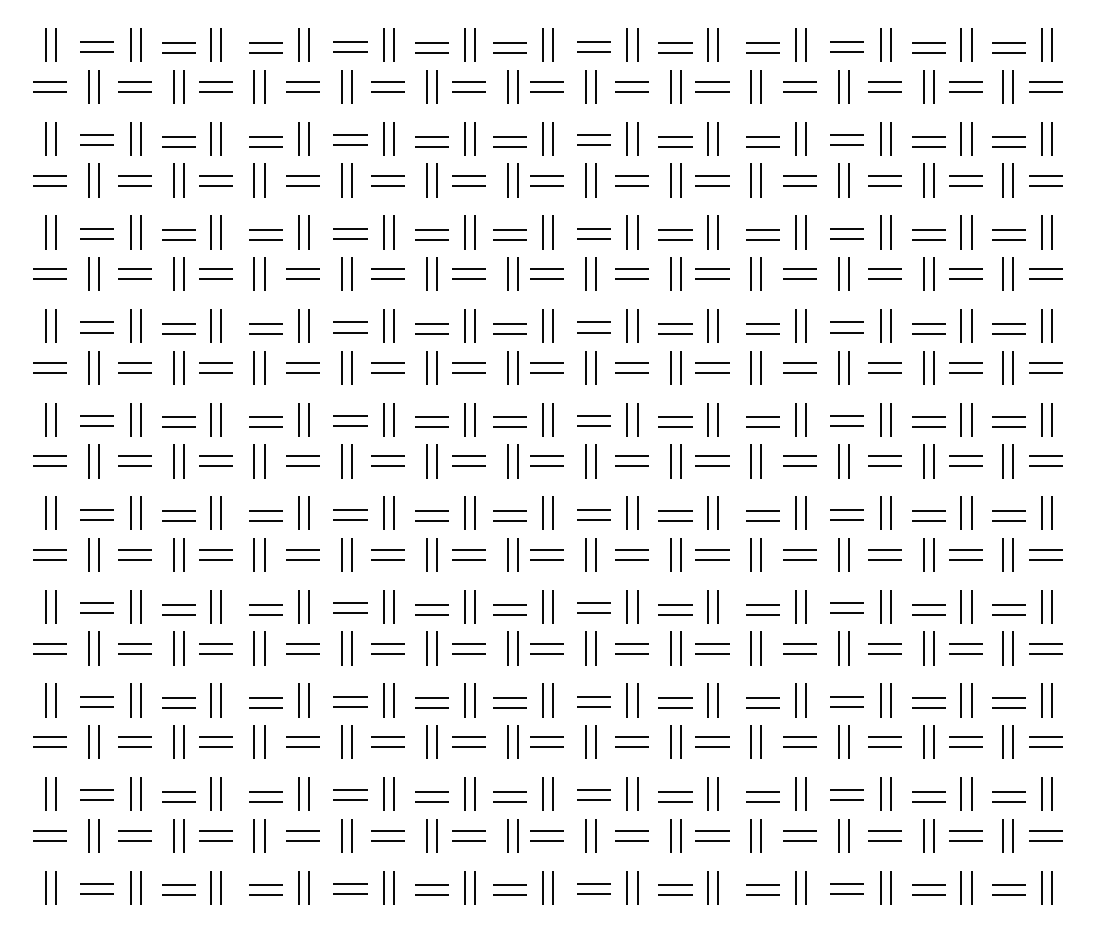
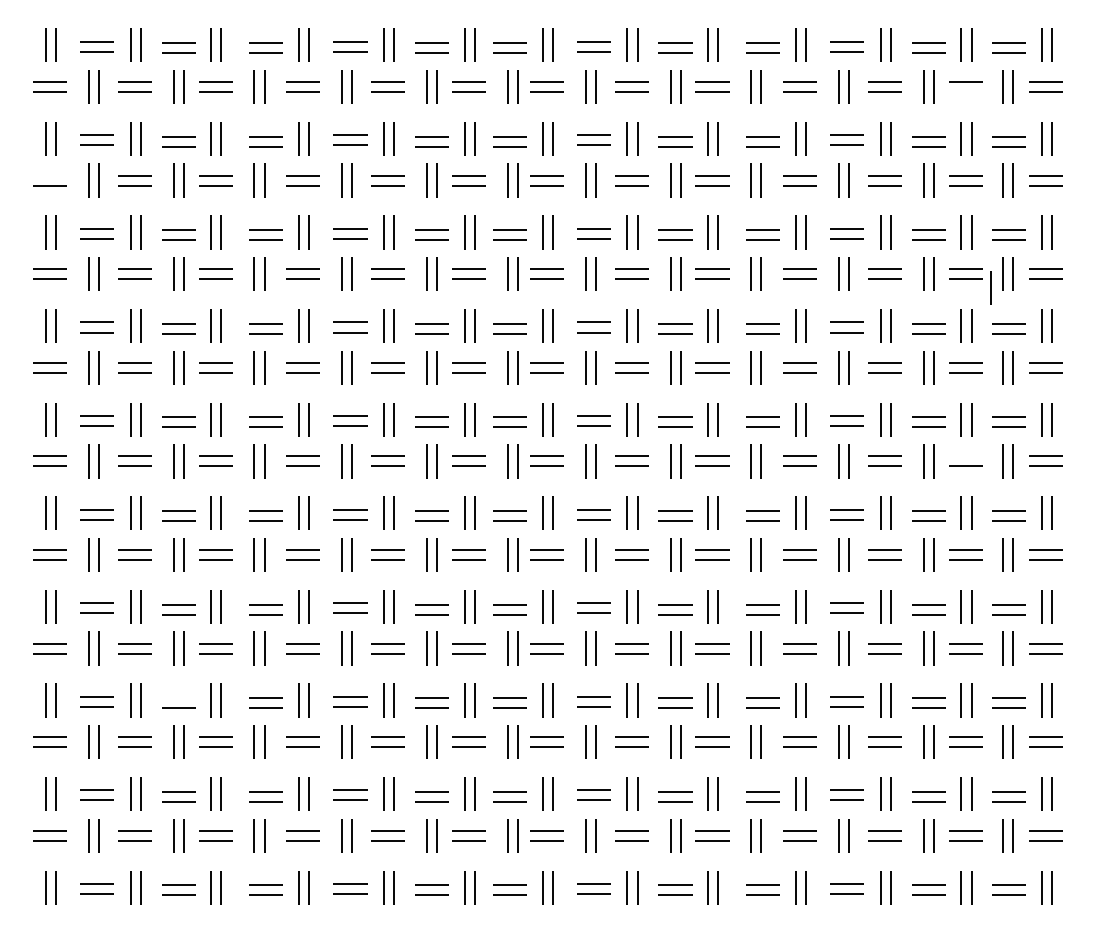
line: present -> none (965, 91)
line: present -> none (49, 175)
line: none -> present (990, 287)
line: present -> none (965, 455)
line: present -> none (178, 697)
